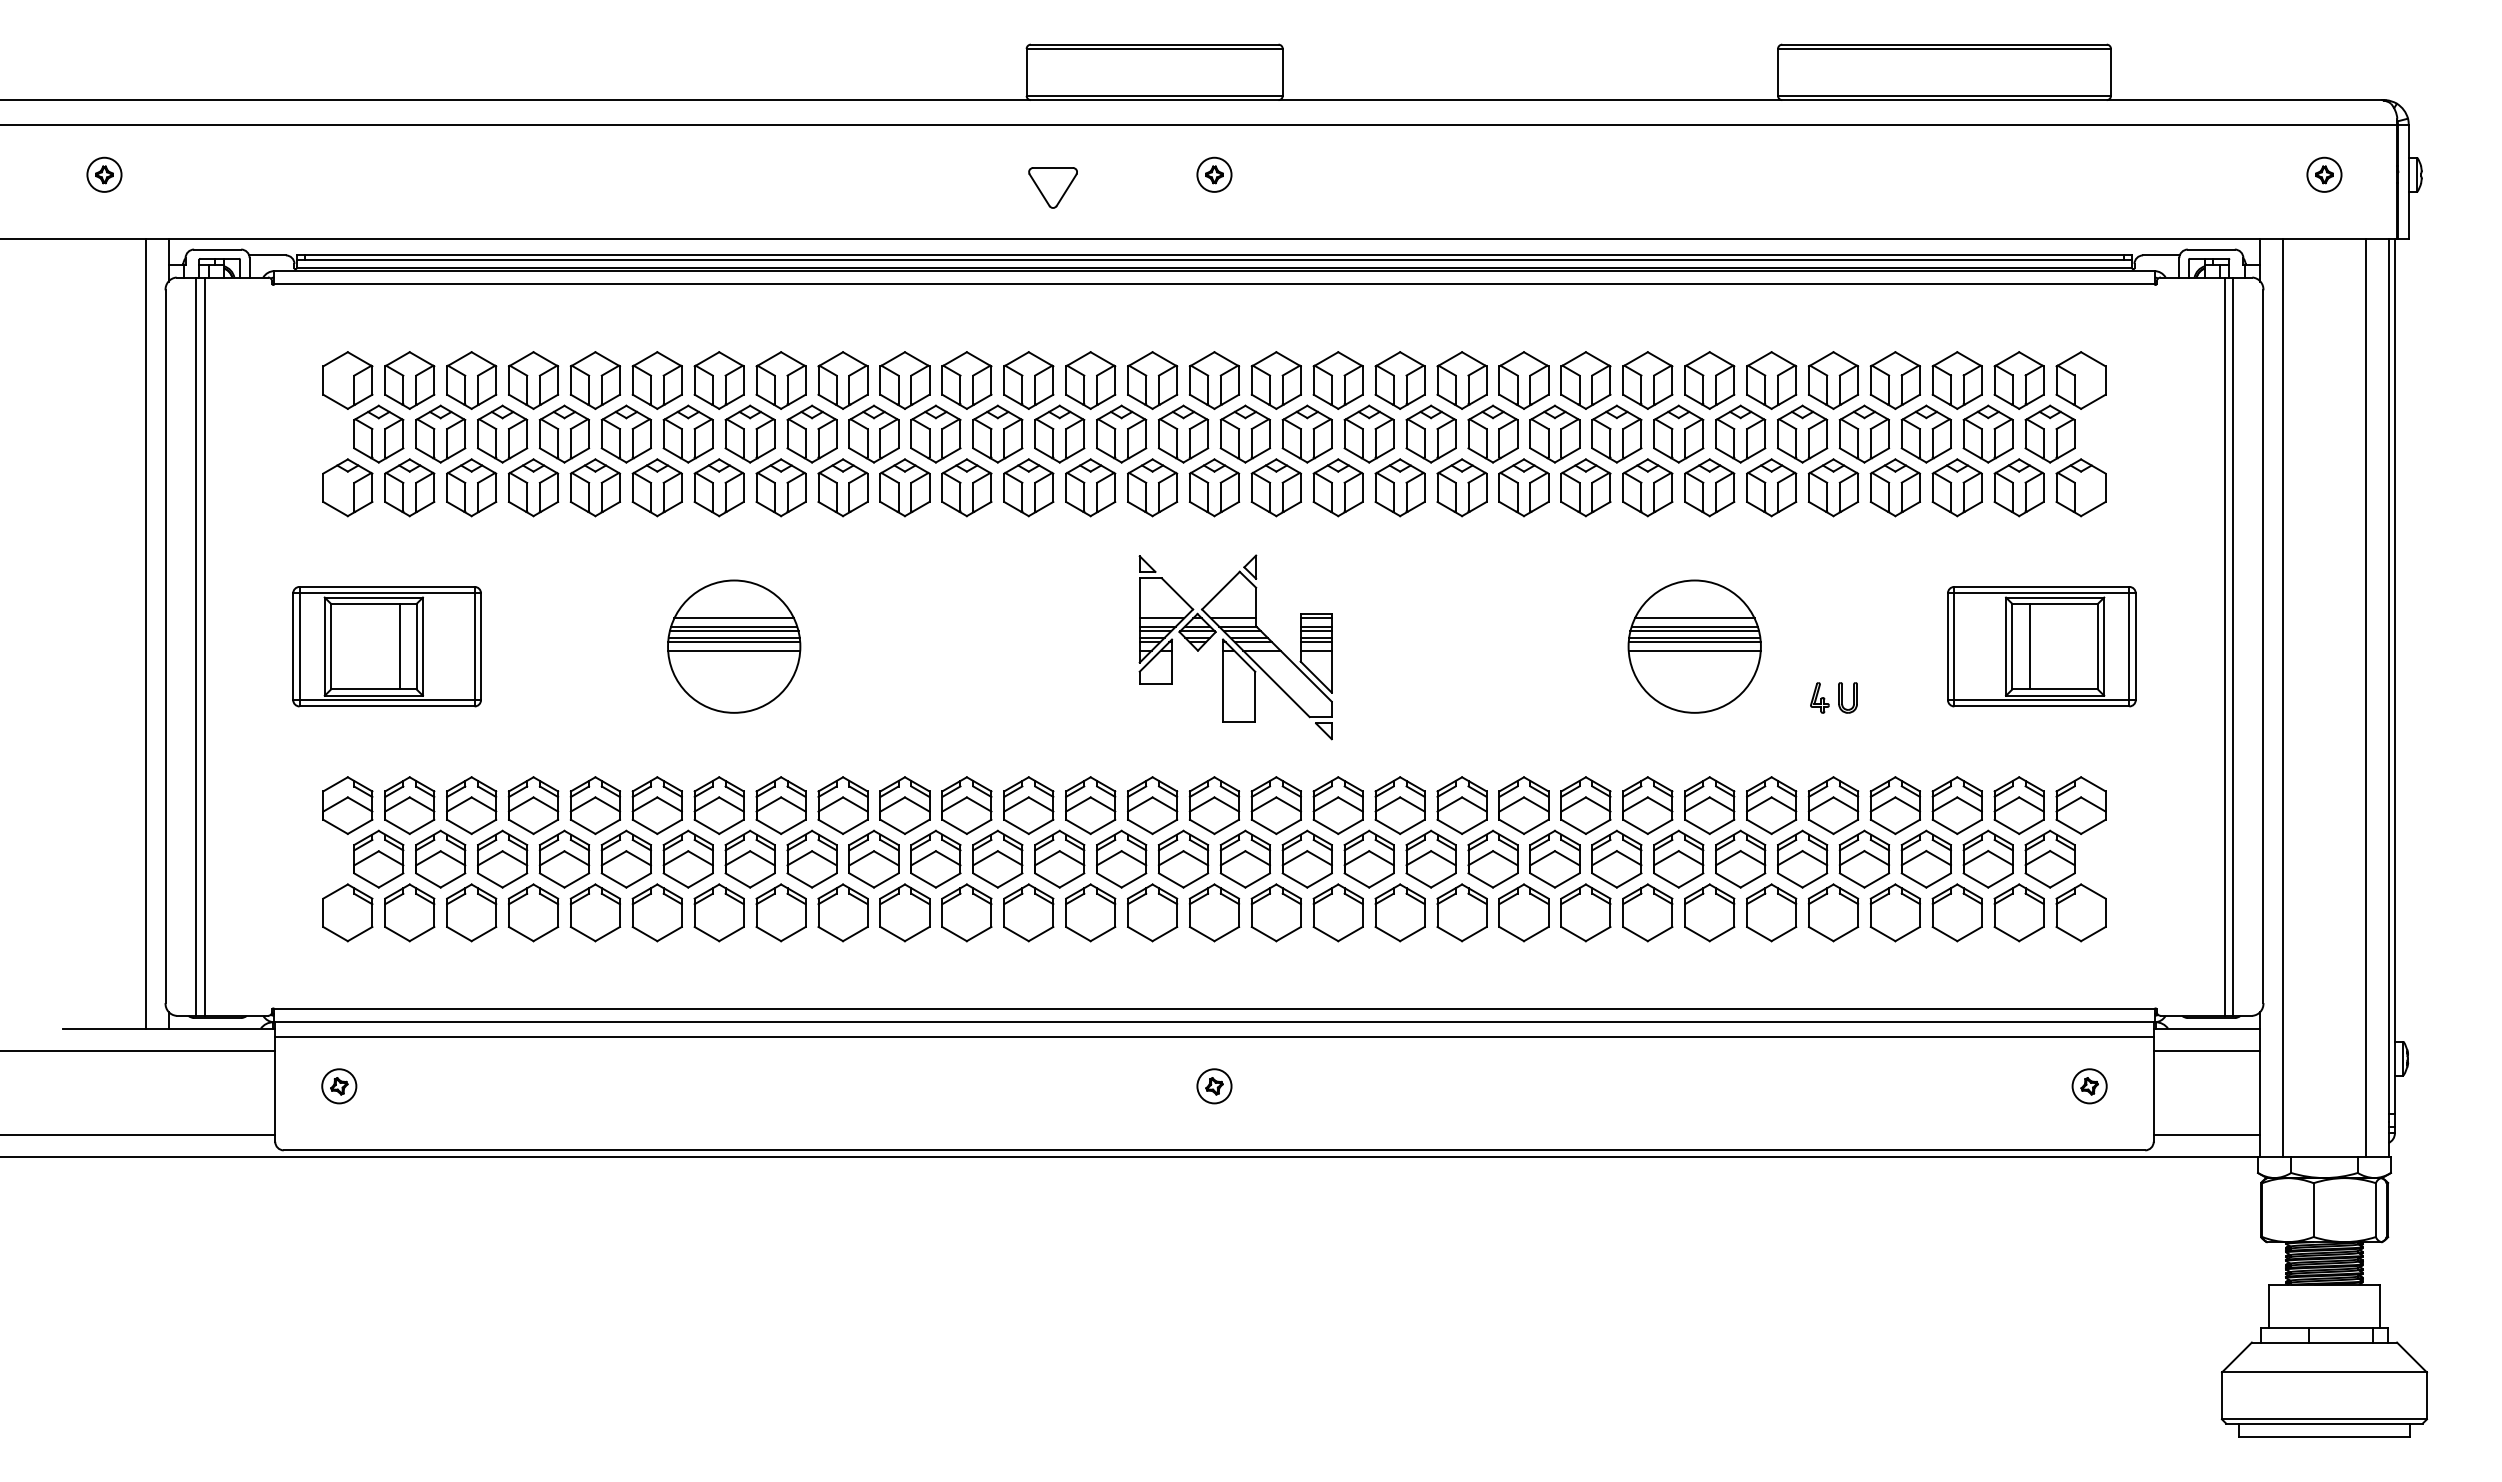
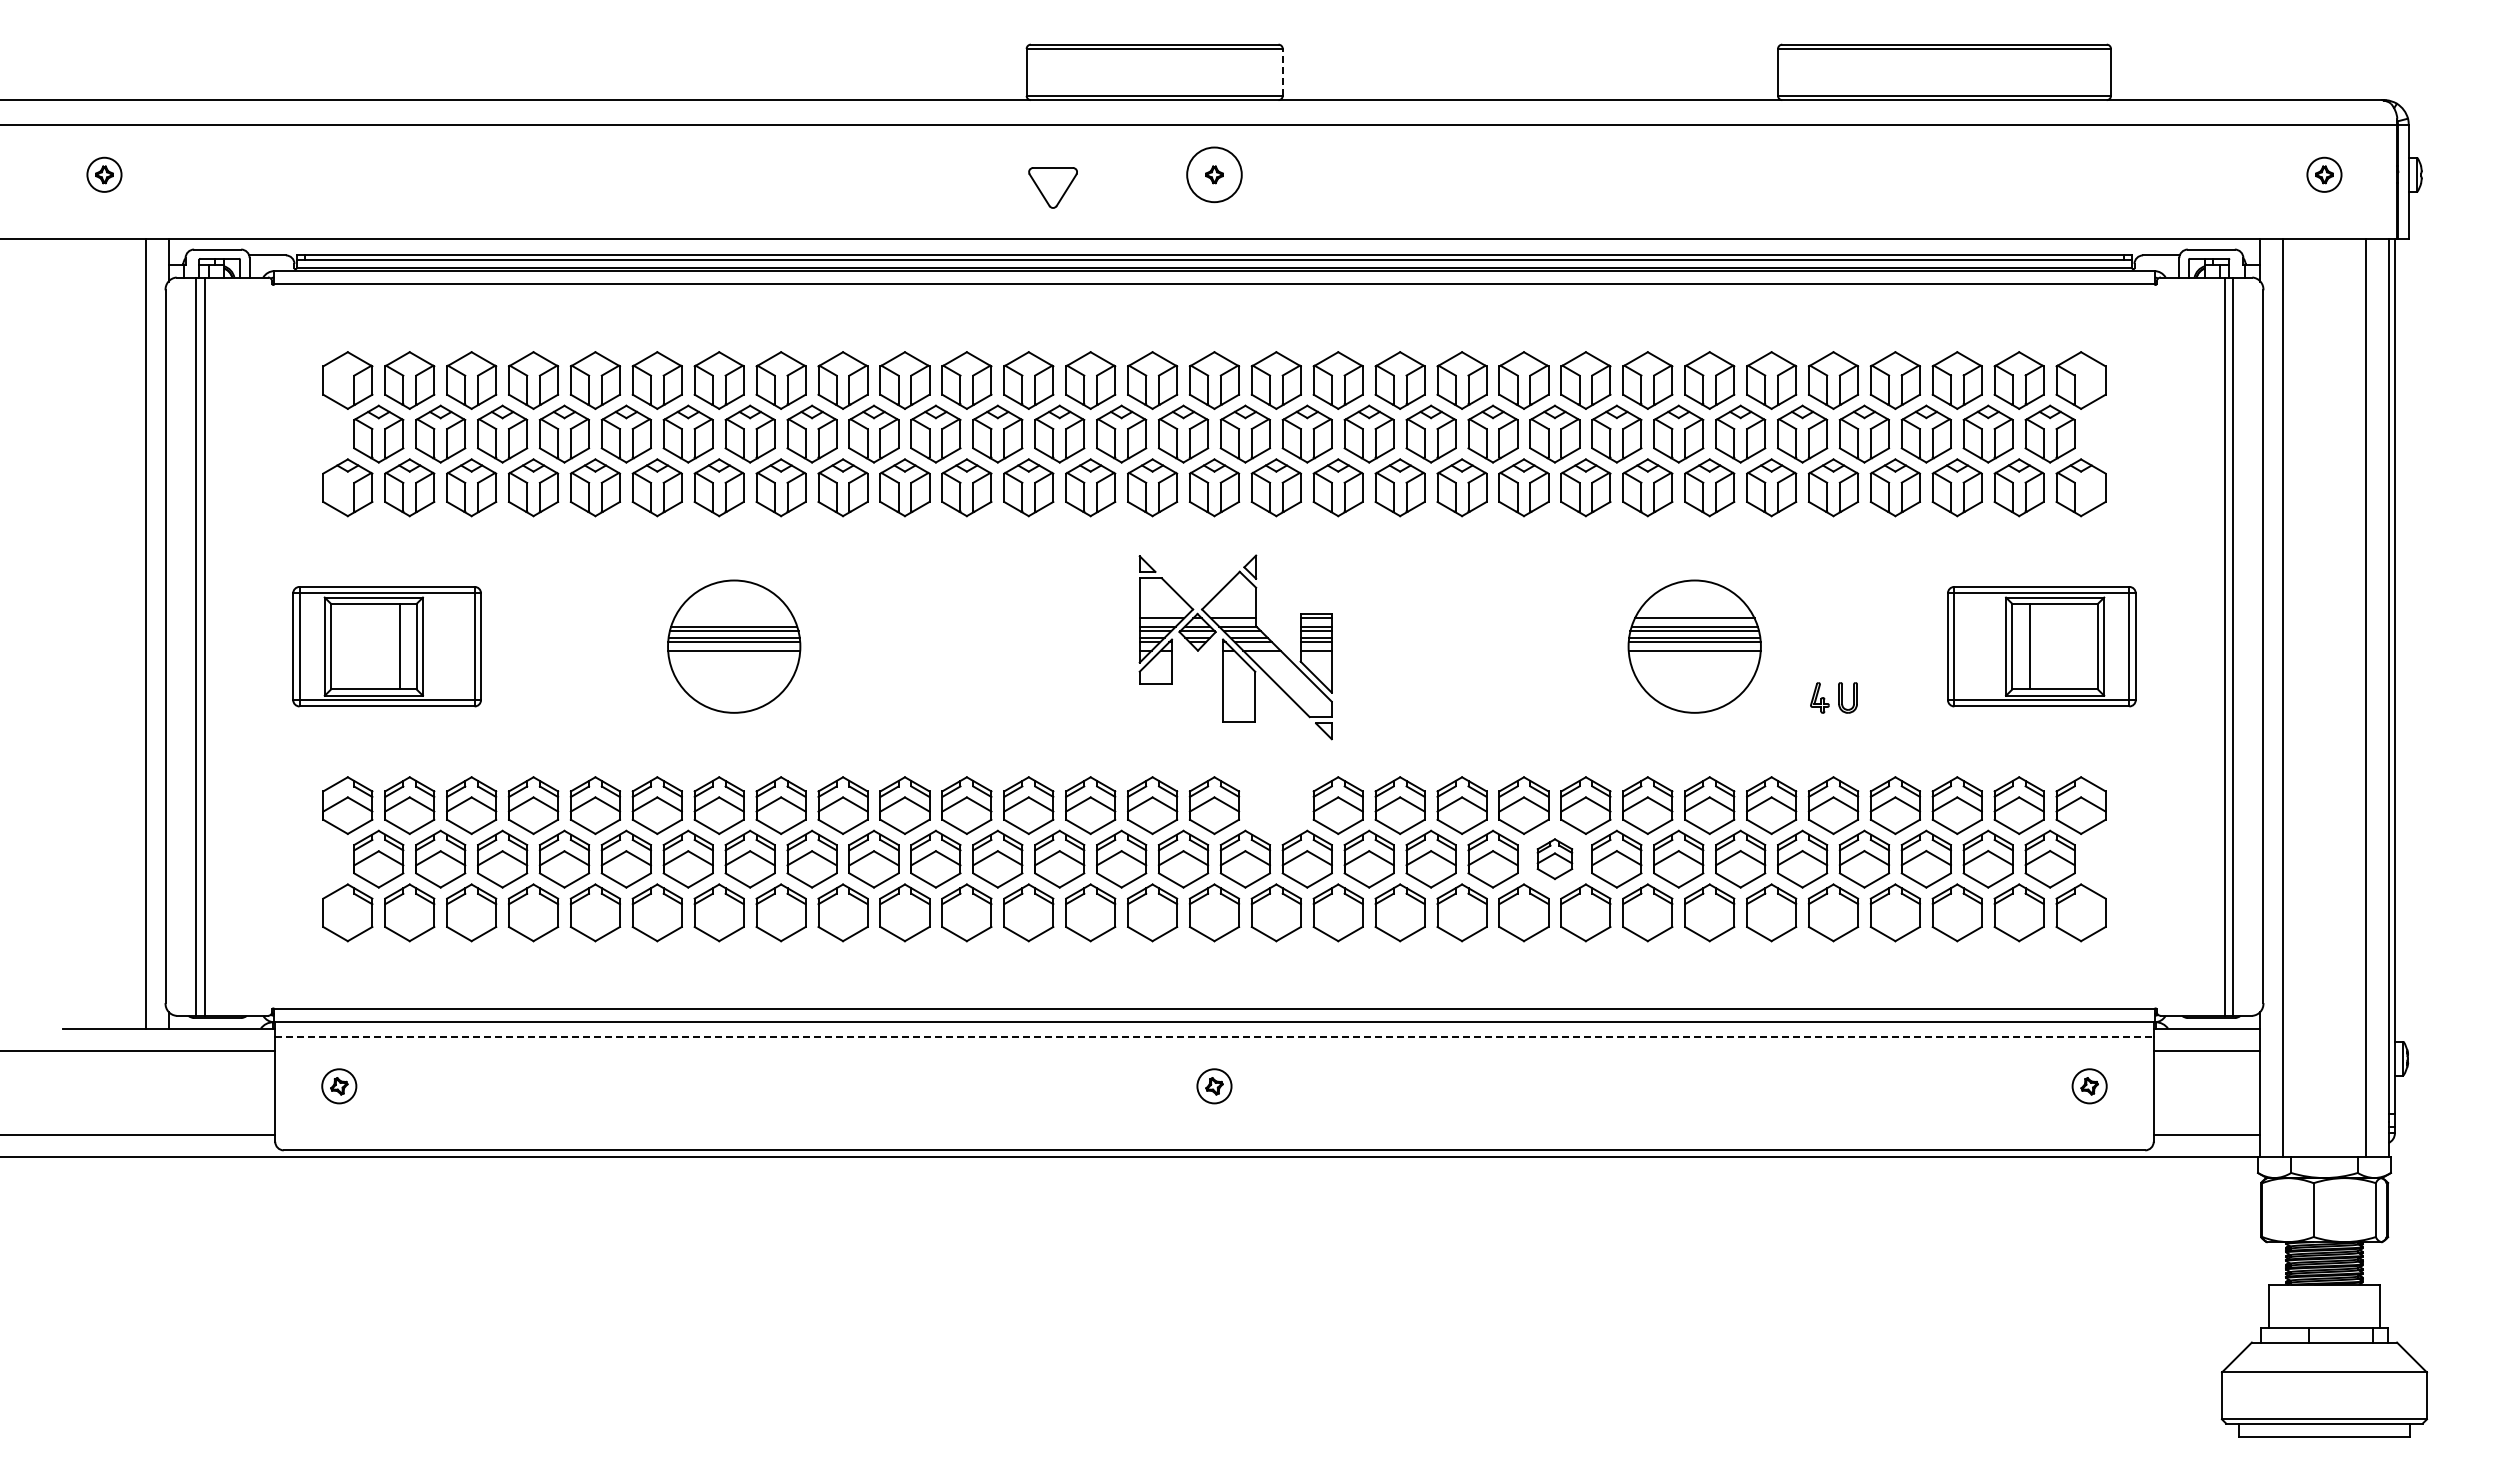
line: solid -> dashed (1282, 71)
circle diameter: 34 px -> 55 px (1214, 174)
line: present -> none (734, 618)
part: present -> none (1275, 805)
part size: 52x60 px -> 38x42 px (1554, 858)
line: solid -> dashed (1214, 1037)
